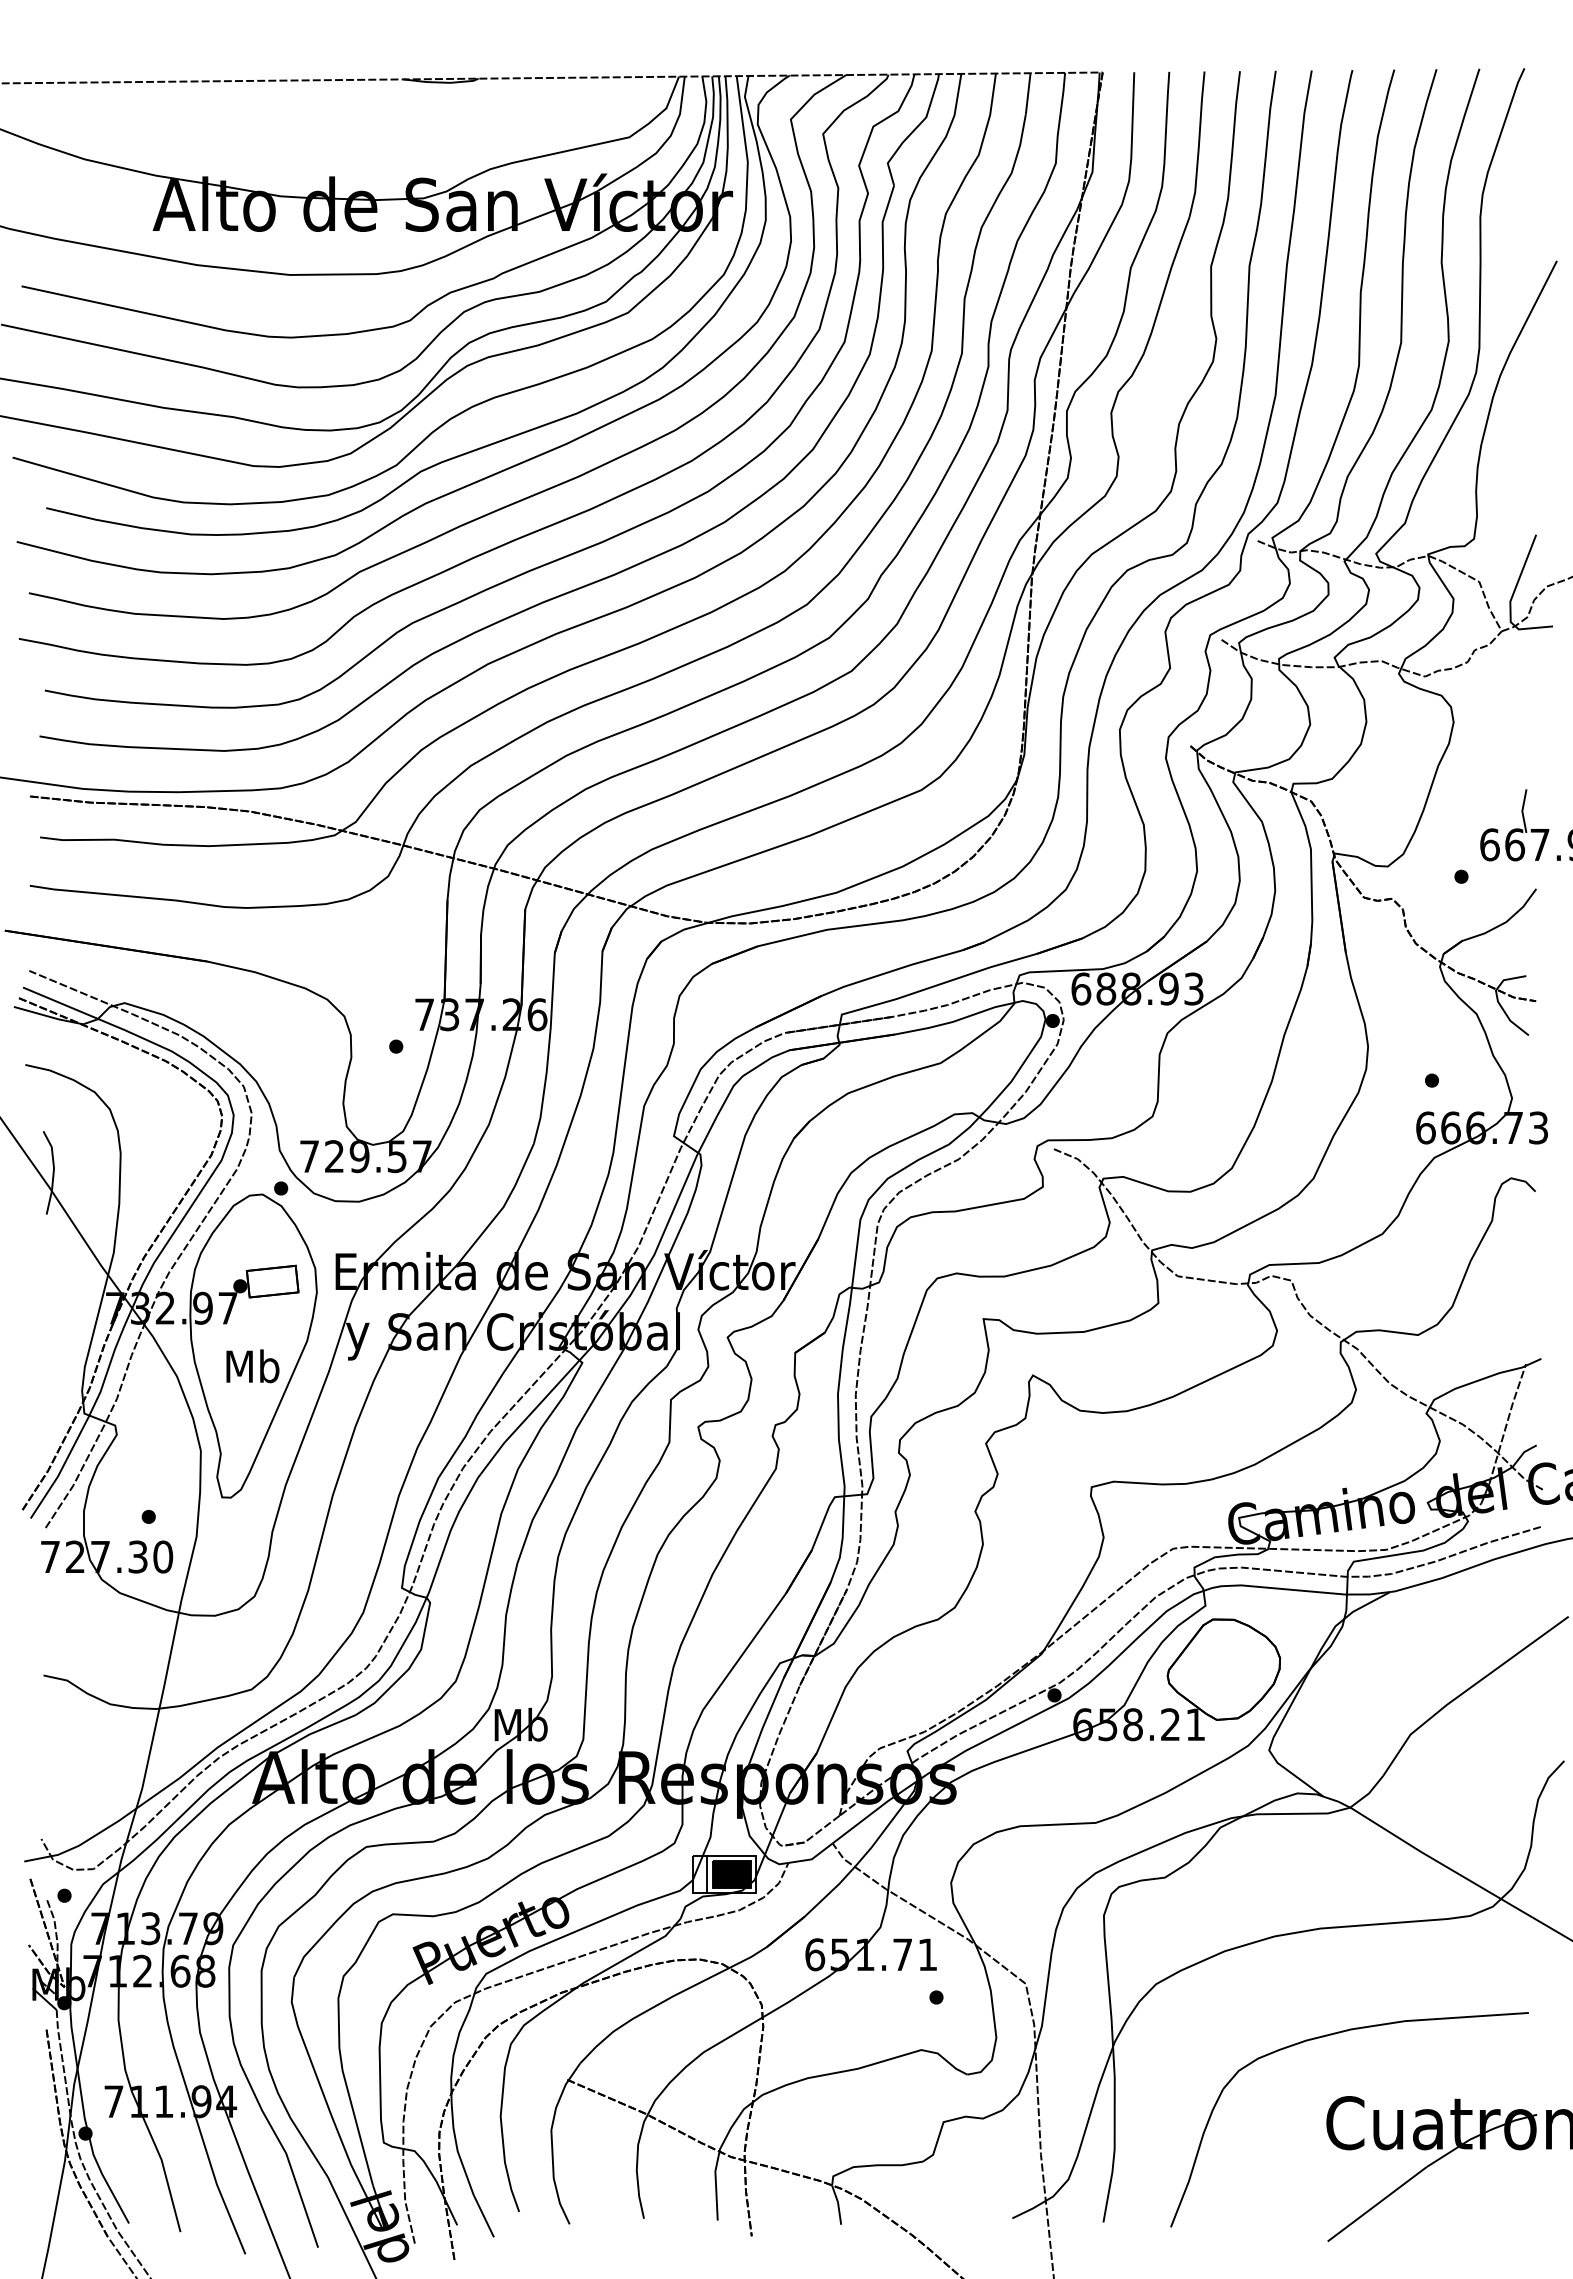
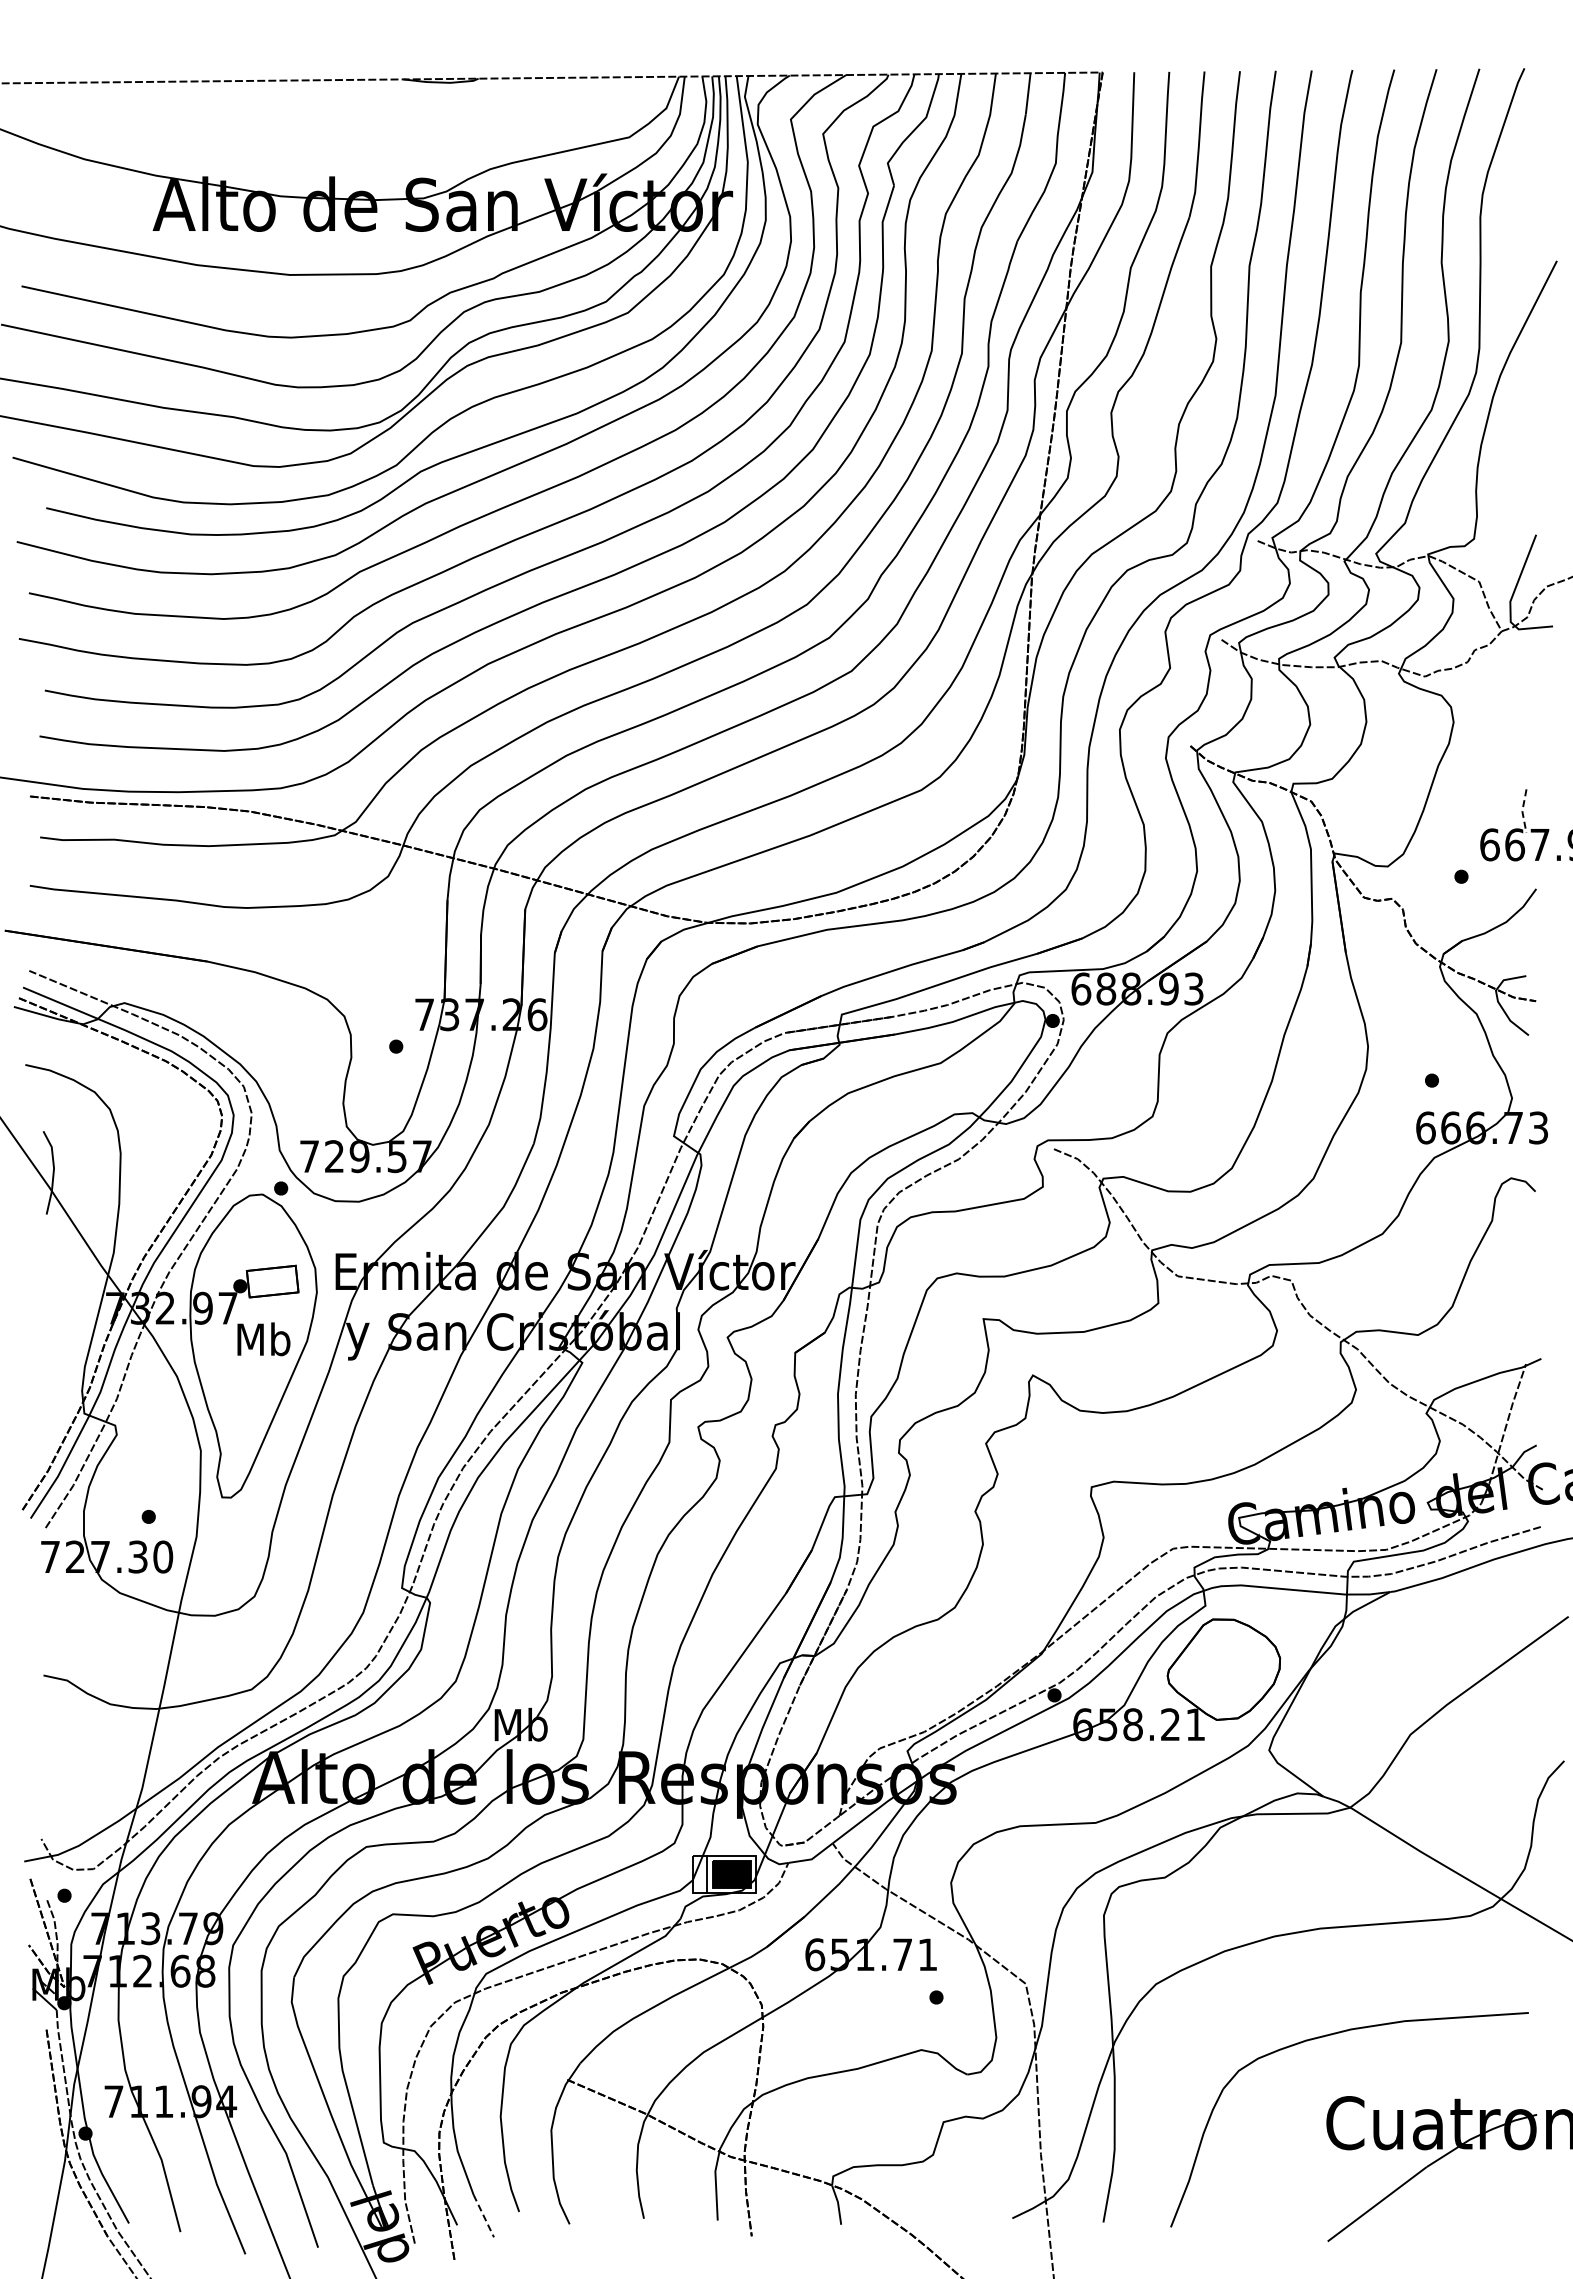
line: solid -> dashed (1522, 811)
text position: (252, 1366) -> (263, 1339) (263, 1339)
line: solid -> dashed (483, 2216)
